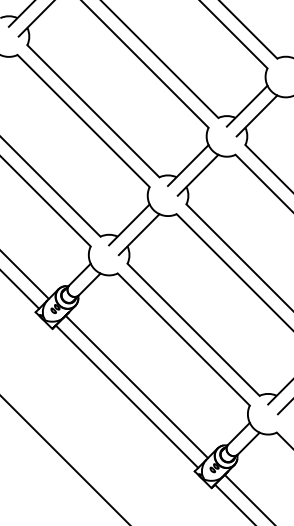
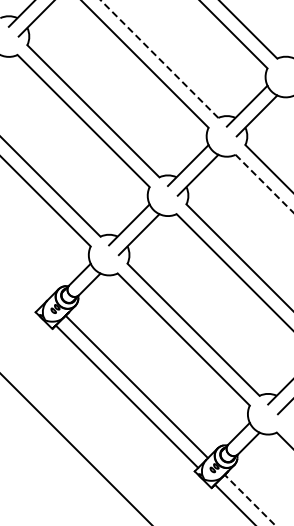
line: solid -> dashed (159, 58)
line: solid -> dashed (264, 183)
line: present -> none (25, 275)
line: present -> none (20, 289)
line position: (64, 459) -> (75, 448) (75, 448)
line: solid -> dashed (250, 500)
